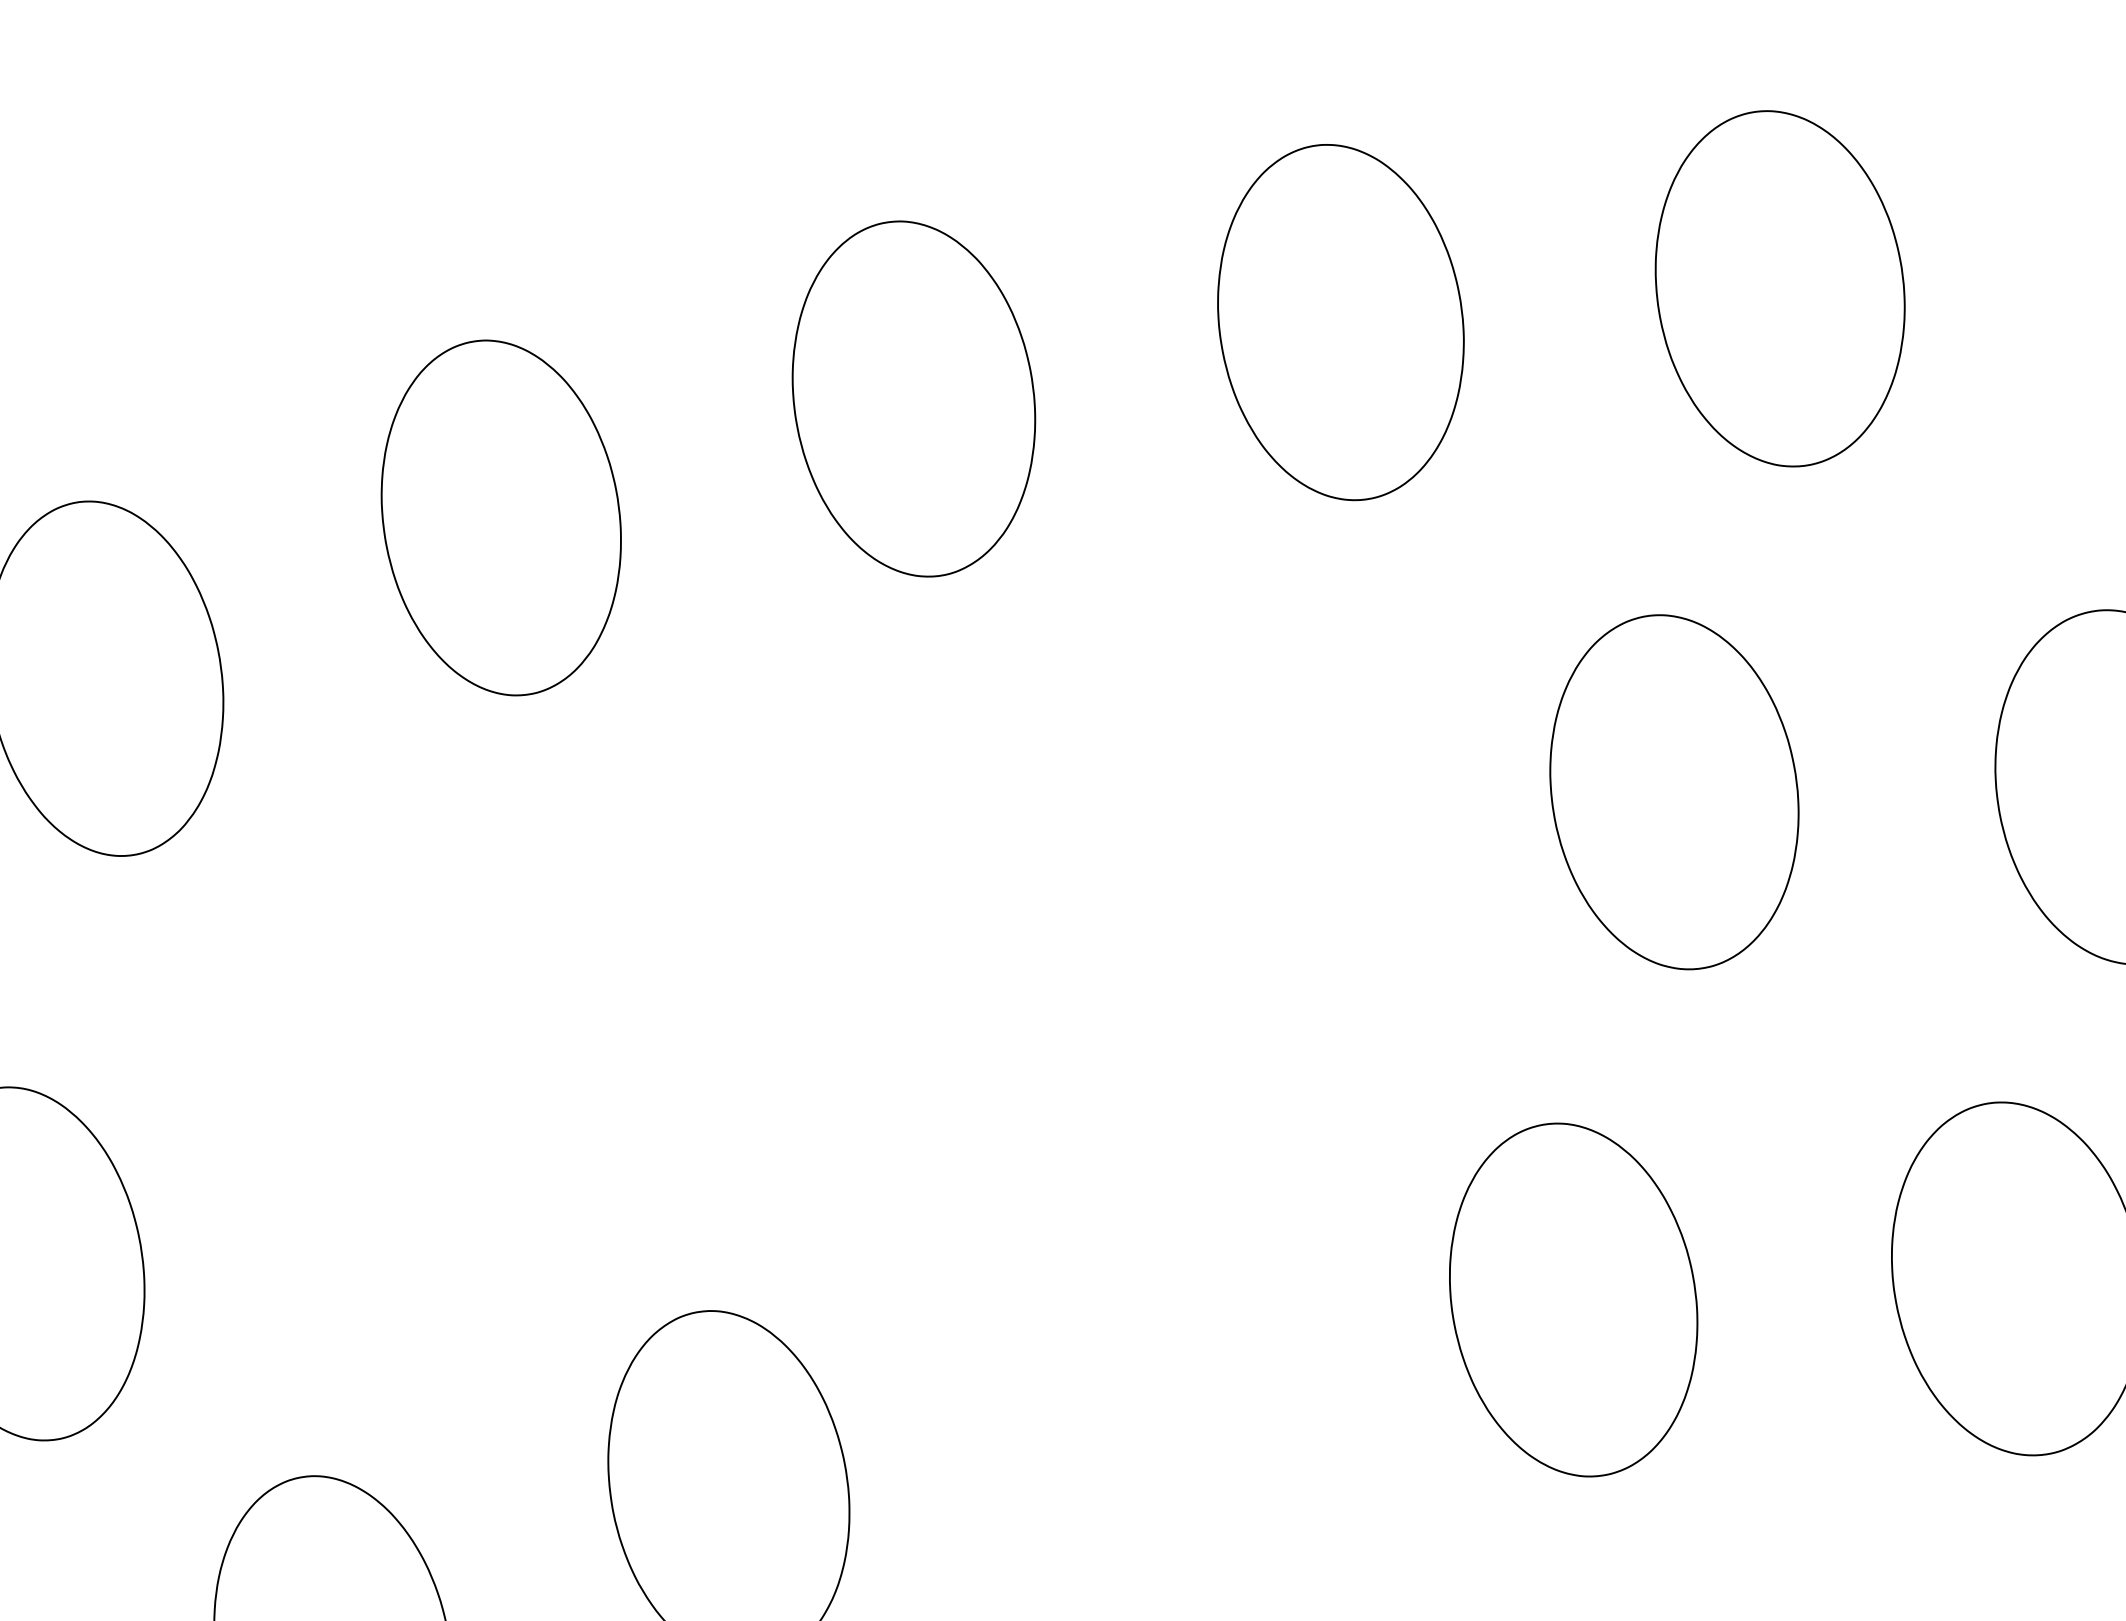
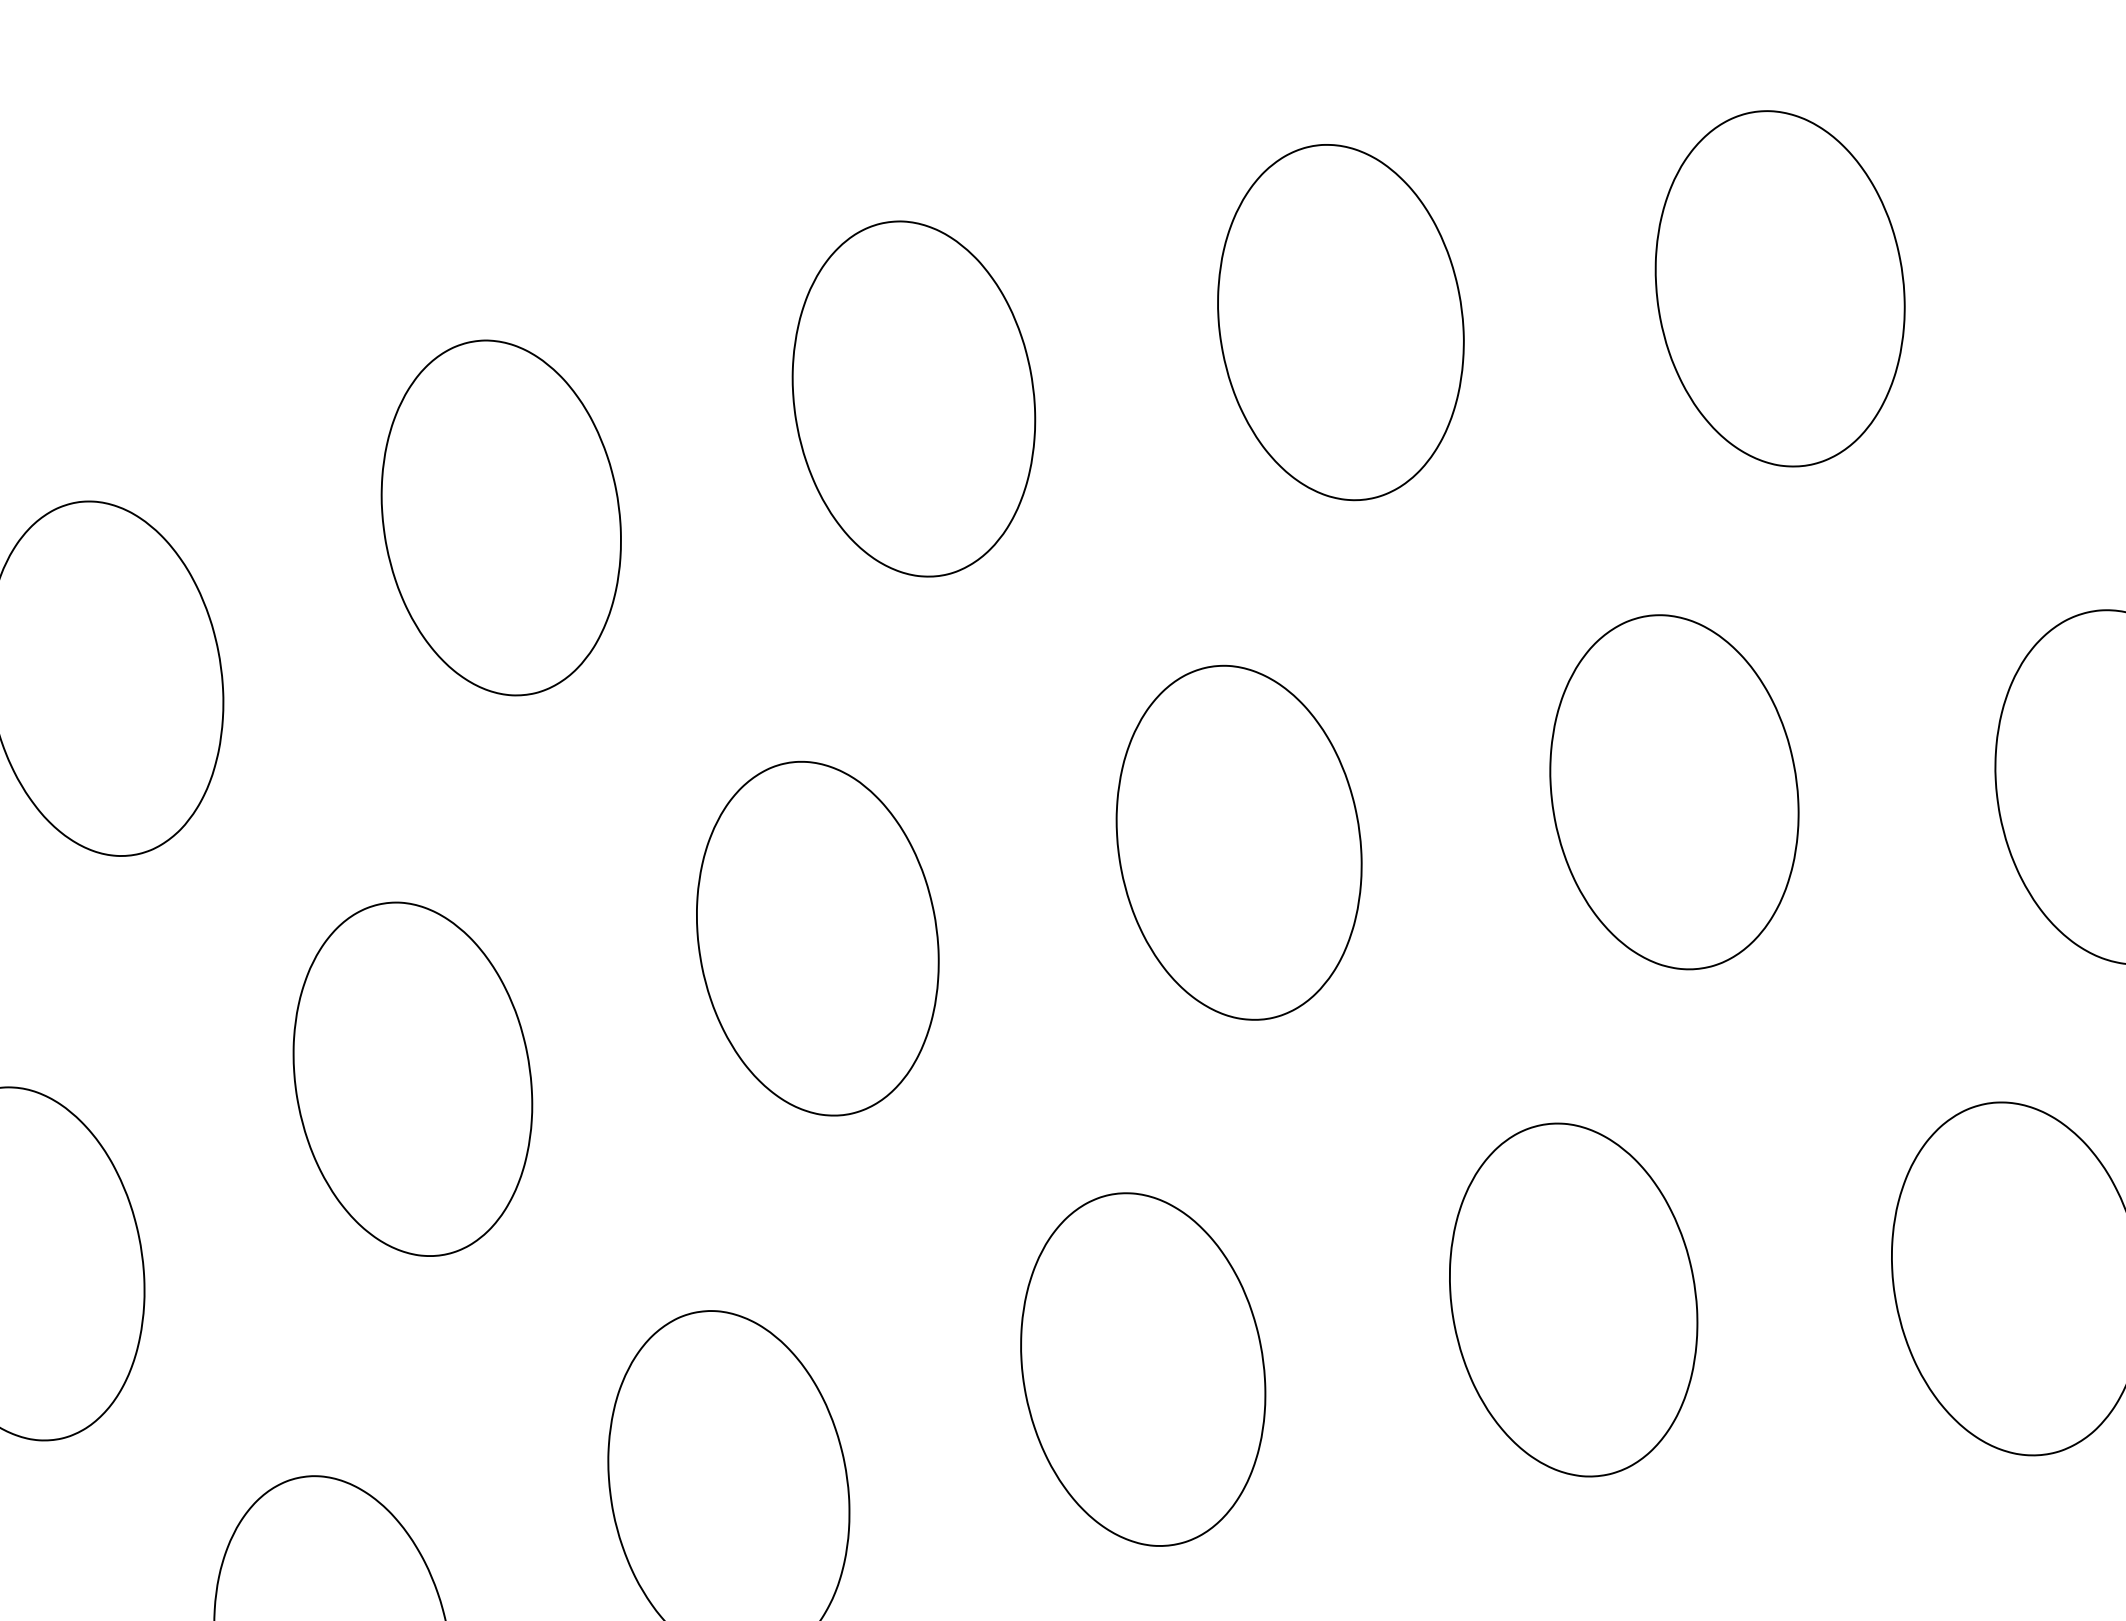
part: none -> present (1238, 842)
part: none -> present (817, 938)
part: none -> present (412, 1078)
part: none -> present (1143, 1369)
